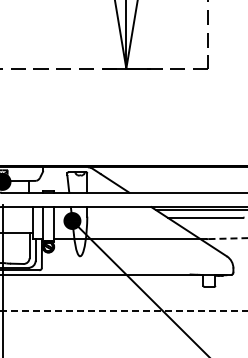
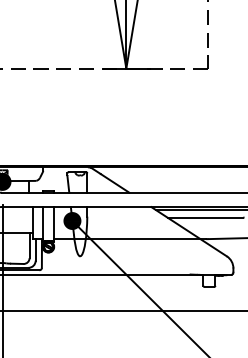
line: dashed -> solid (228, 238)
line: dashed -> solid (123, 311)
